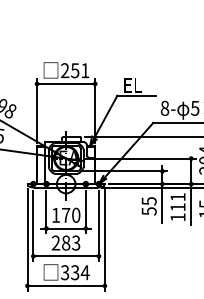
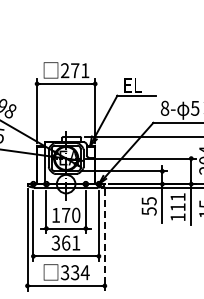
text: 251 -> 271 (75, 70)
line: solid -> dashed (104, 239)
text: 283 -> 361 (65, 242)
